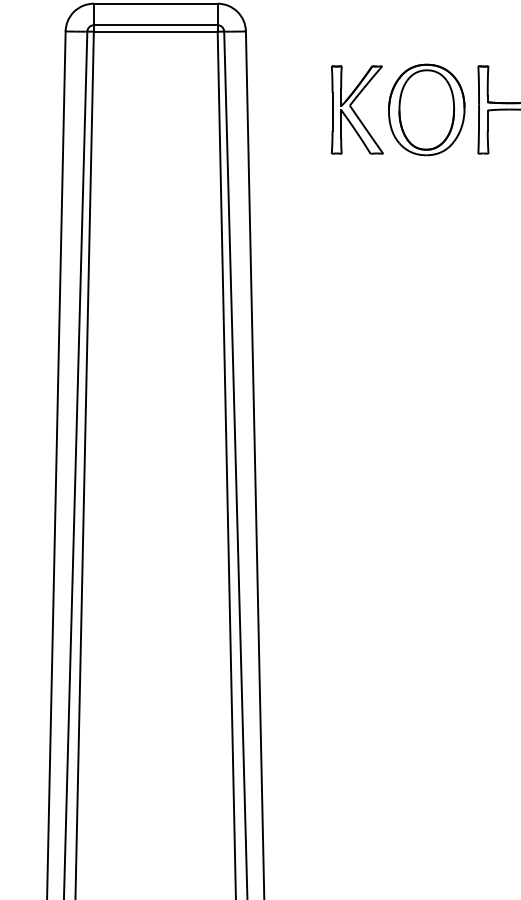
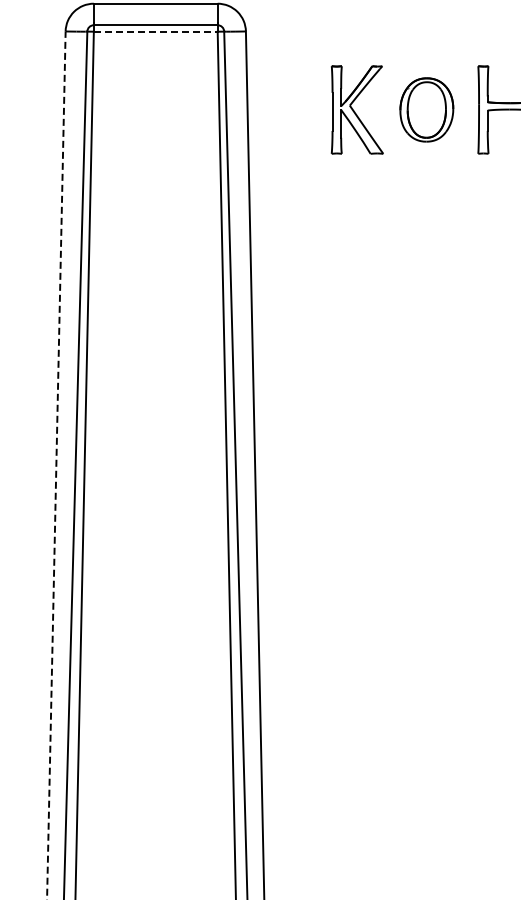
line: solid -> dashed (155, 31)
part size: 78x94 px -> 56x66 px (426, 109)
line: solid -> dashed (56, 465)
